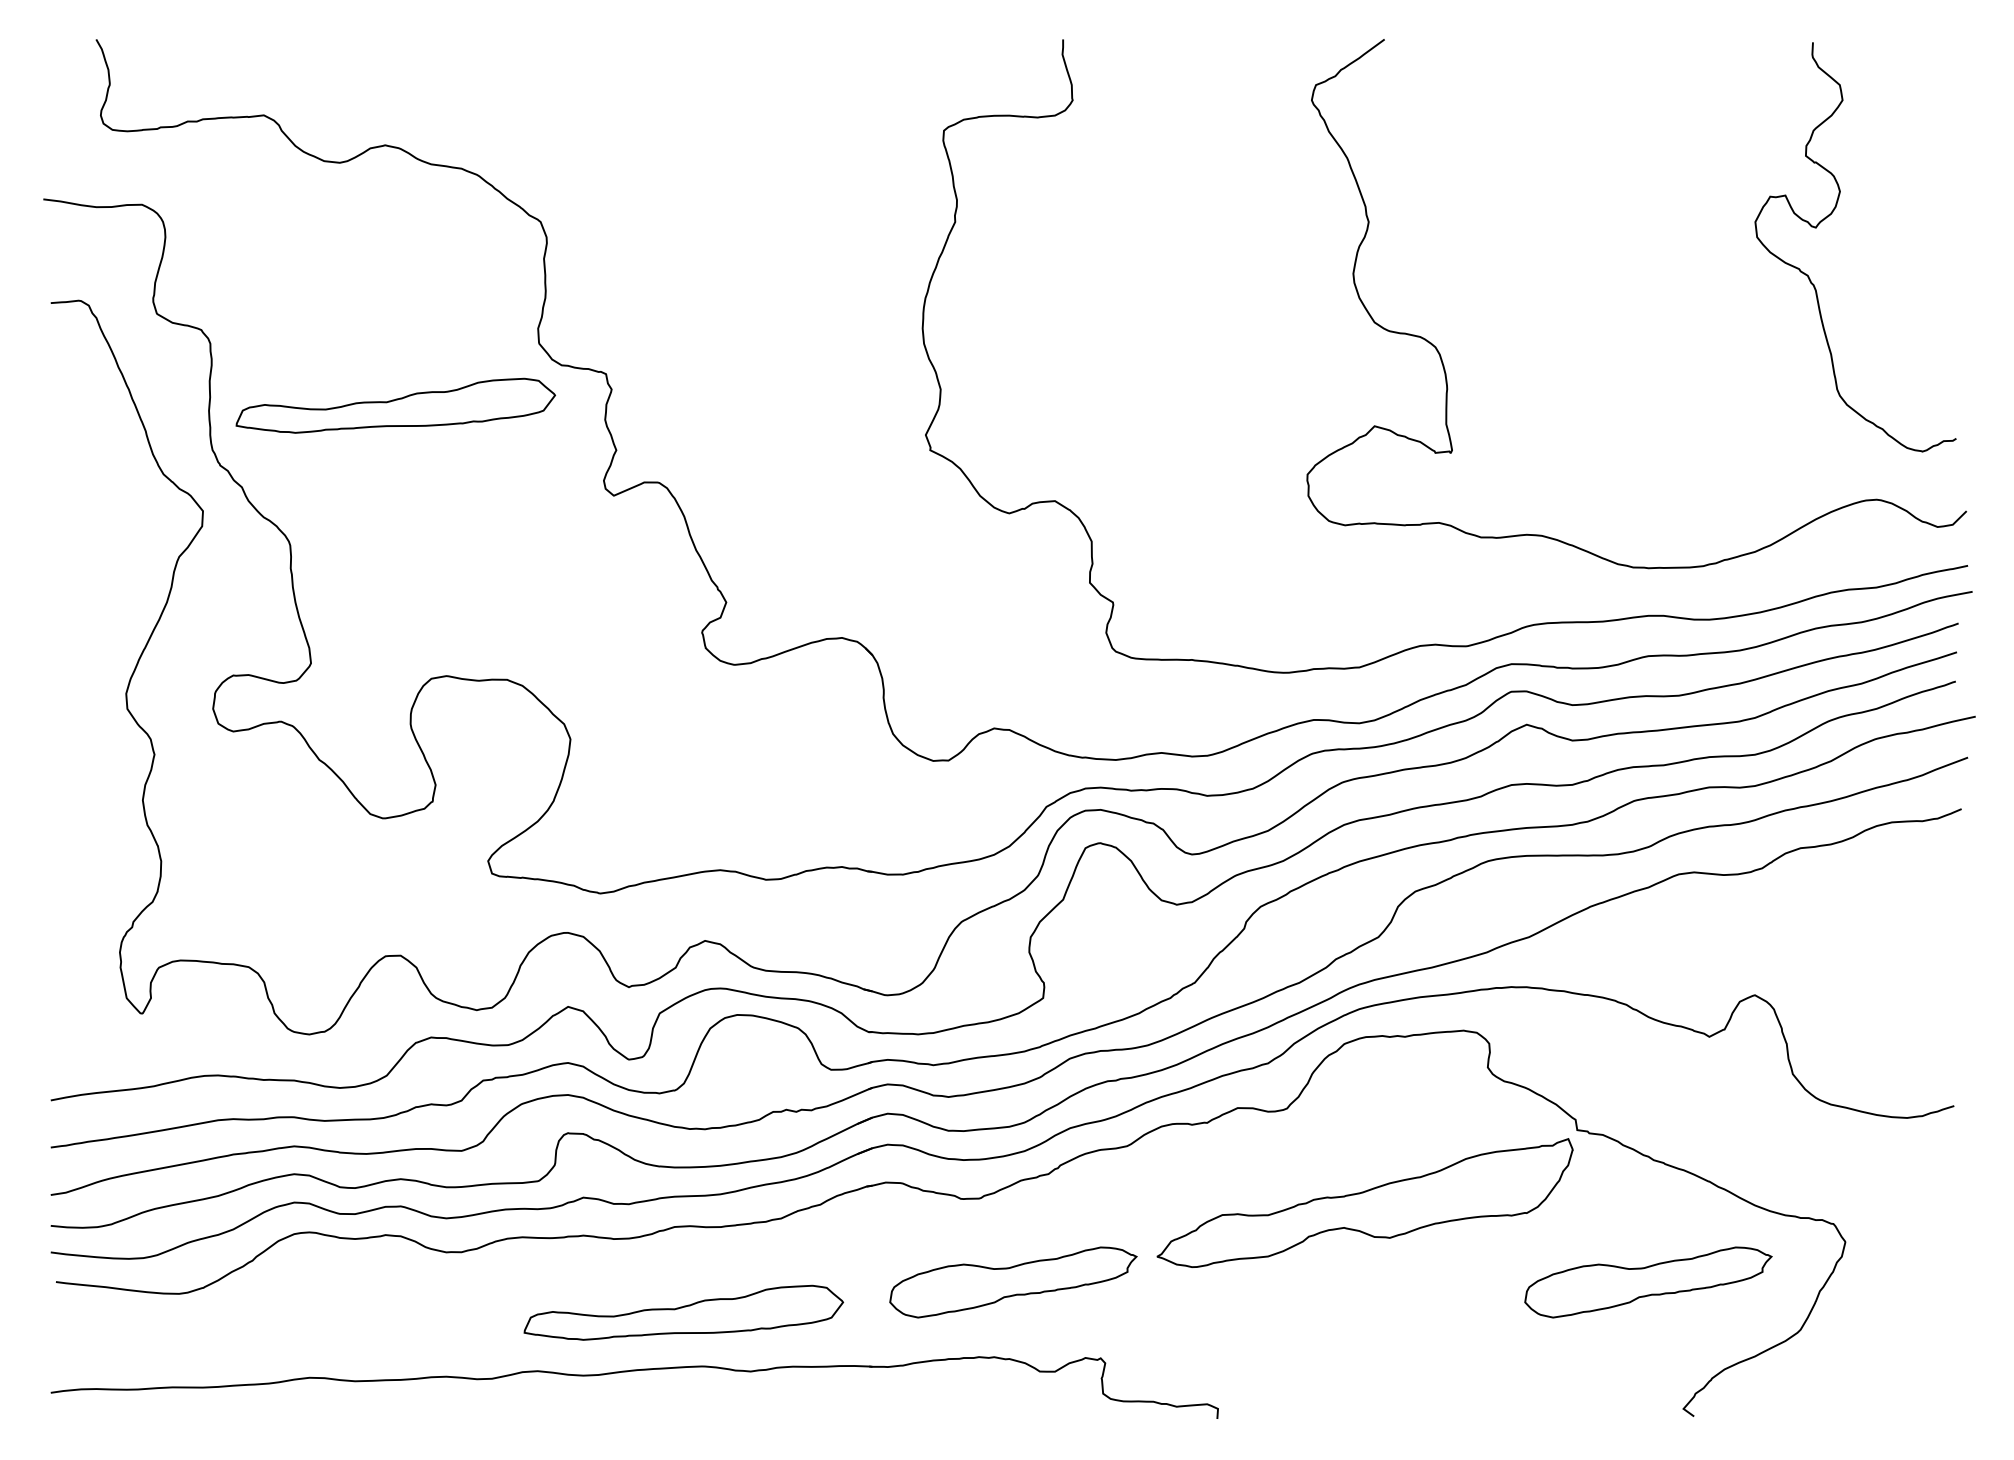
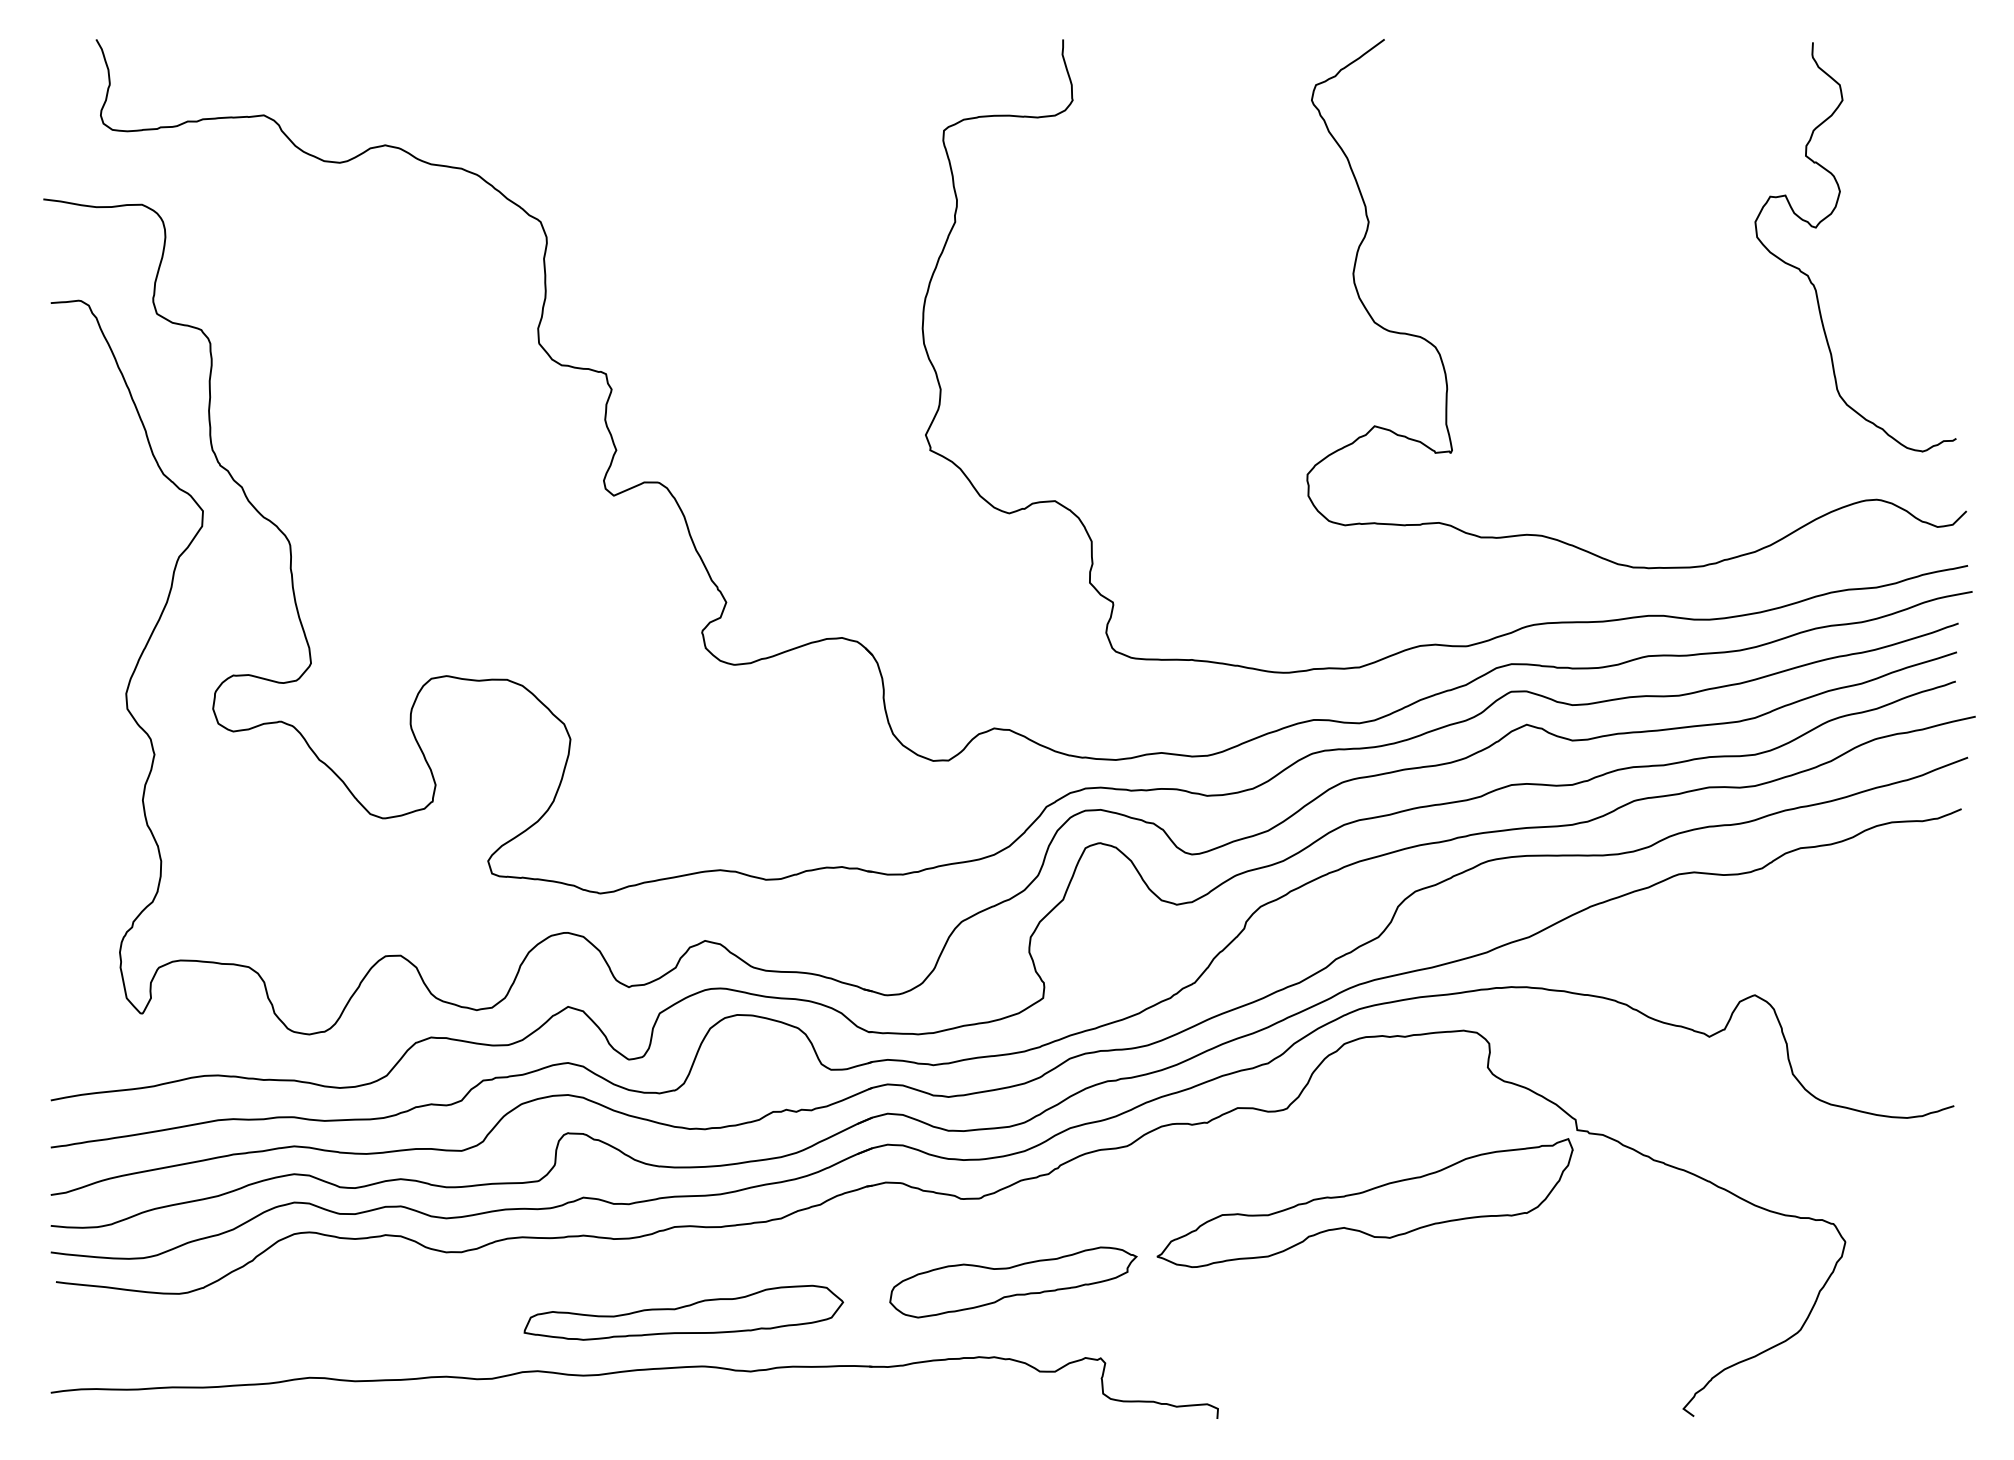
part: present -> none (395, 405)
part: present -> none (1648, 1282)
